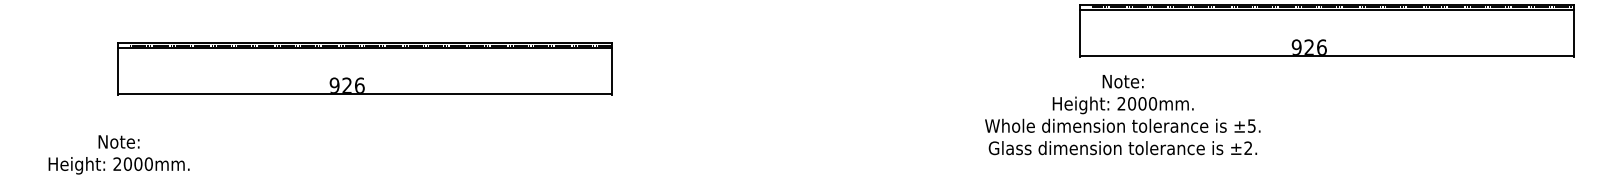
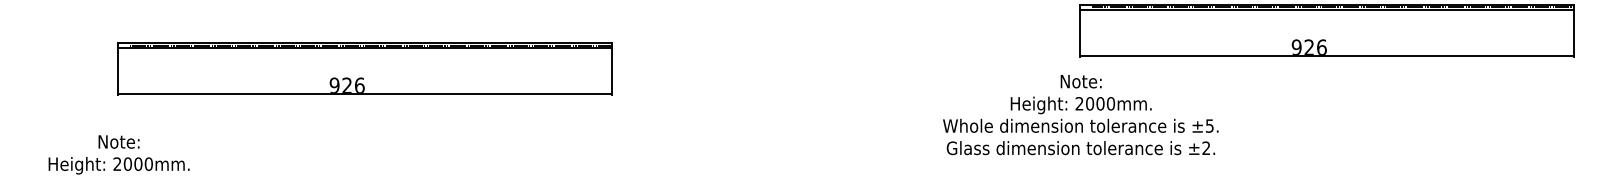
text position: (1122, 115) -> (1080, 115) (1080, 115)
